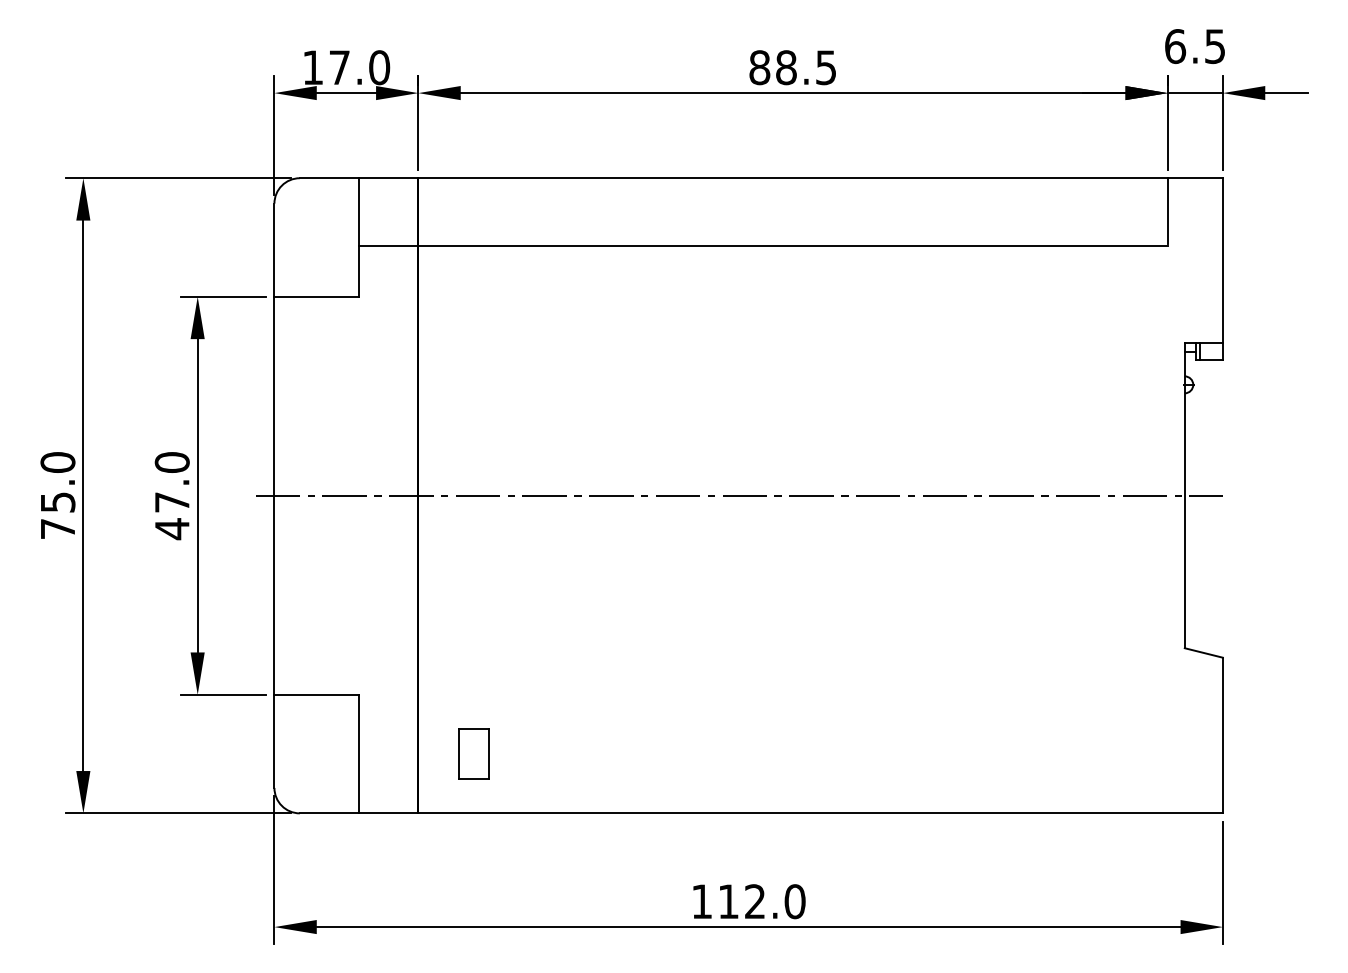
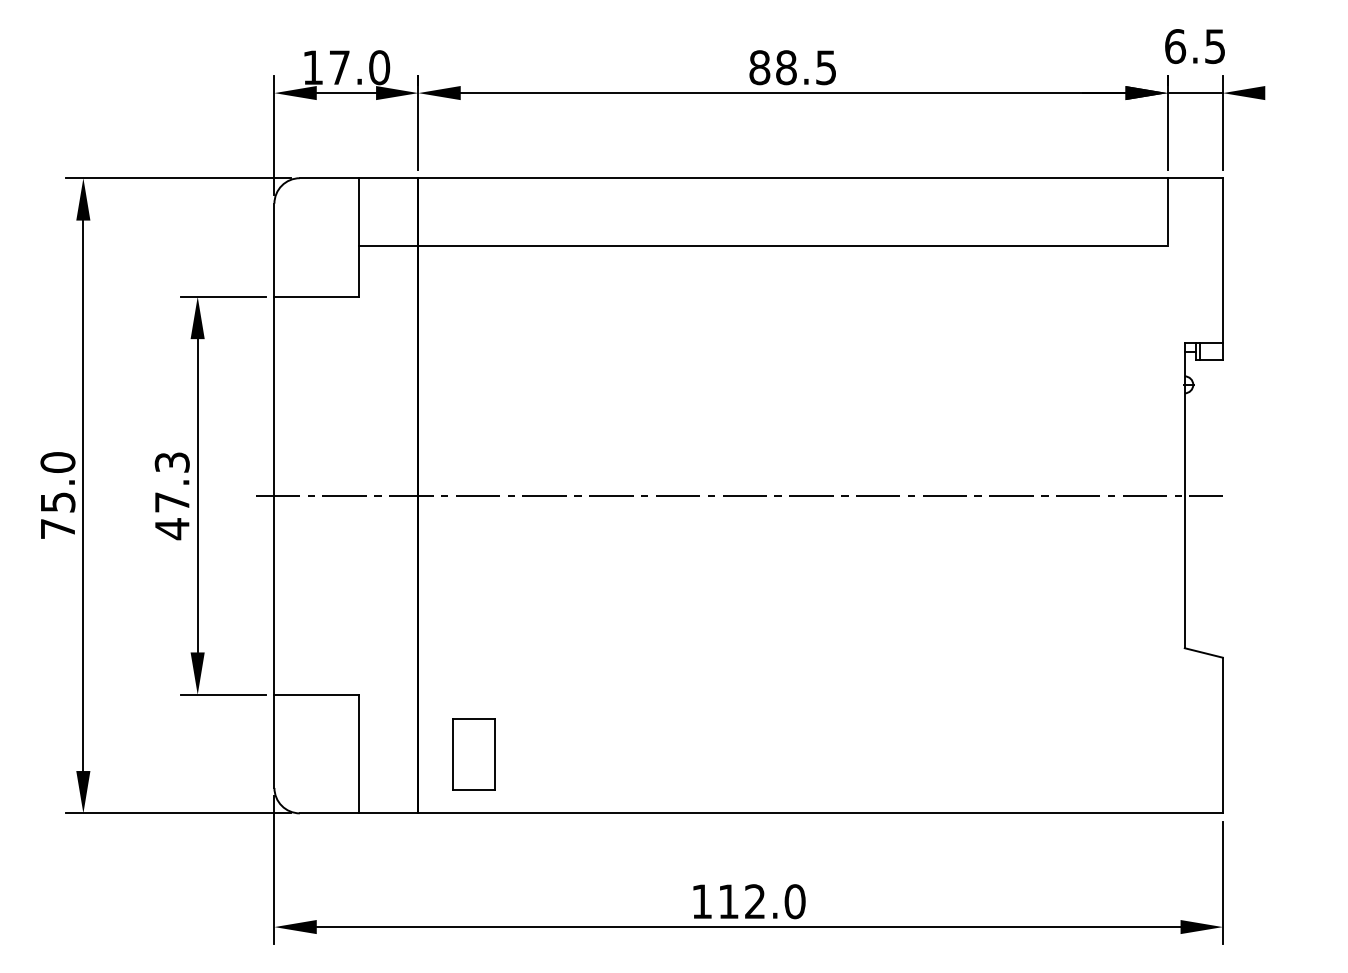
line: present -> none (1286, 93)
text: 47.0 -> 47.3 (171, 462)
part size: 32x52 px -> 44x73 px (473, 754)
